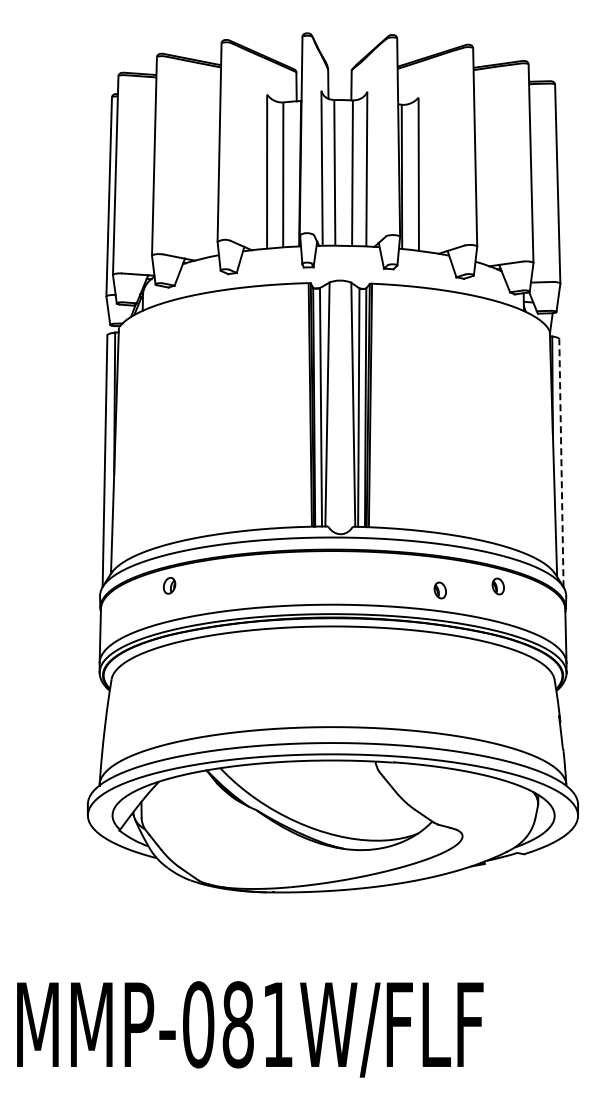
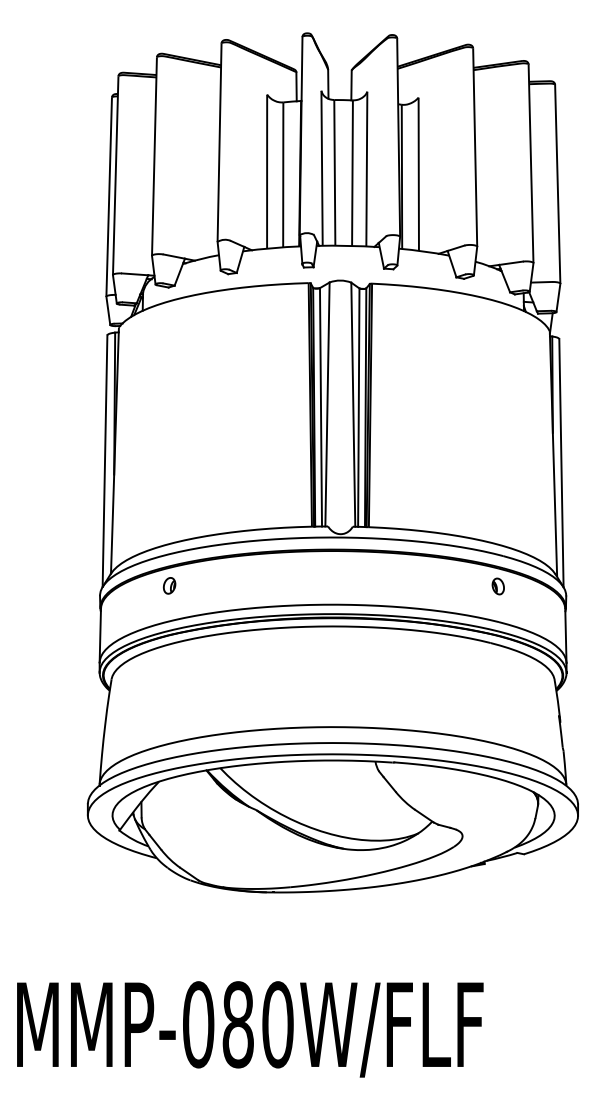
line: dashed -> solid (561, 462)
part: present -> none (439, 590)
text: MMP-081W/FLF -> MMP-080W/FLF (277, 1024)
